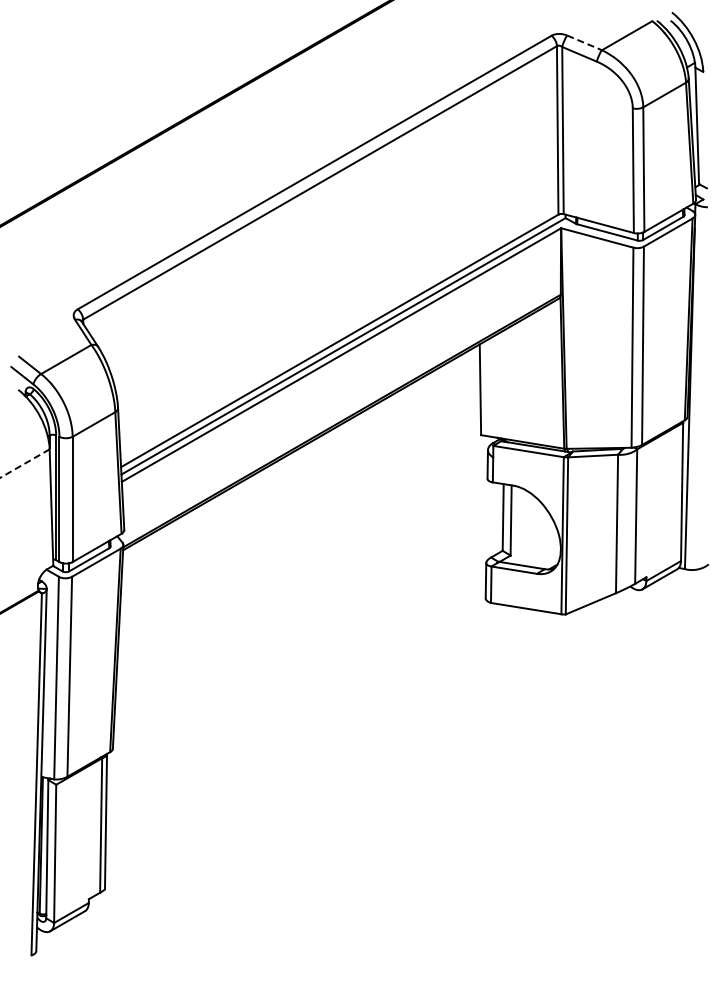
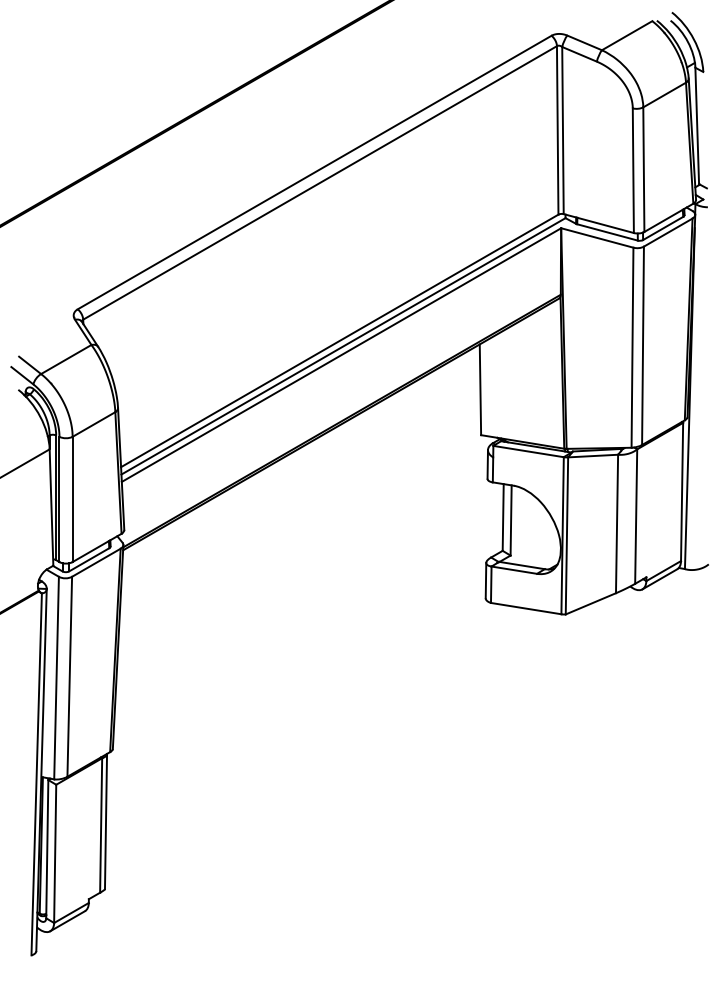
line: dashed -> solid (584, 42)
line: dashed -> solid (24, 463)
